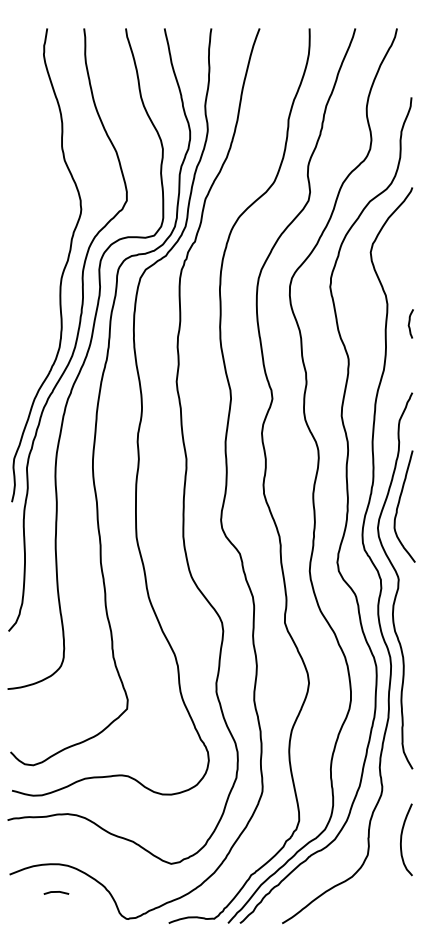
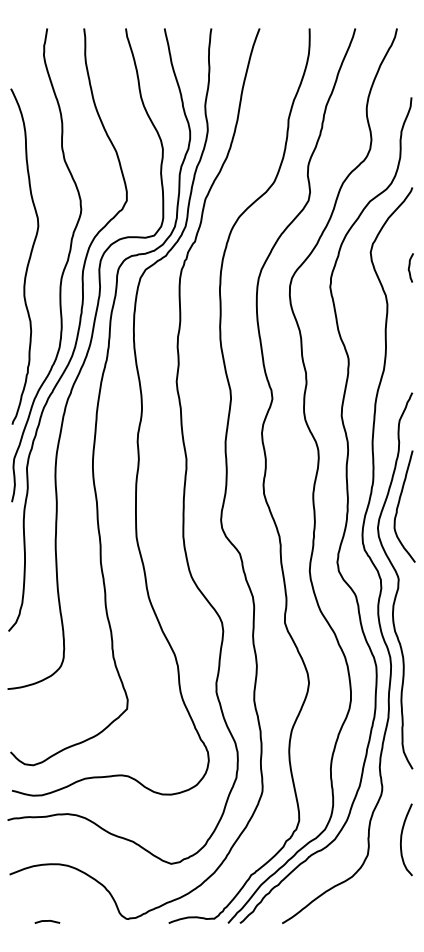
curve: none -> present (28, 258)
curve position: (410, 322) -> (410, 266) (410, 266)
line position: (56, 892) -> (47, 921) (47, 921)
